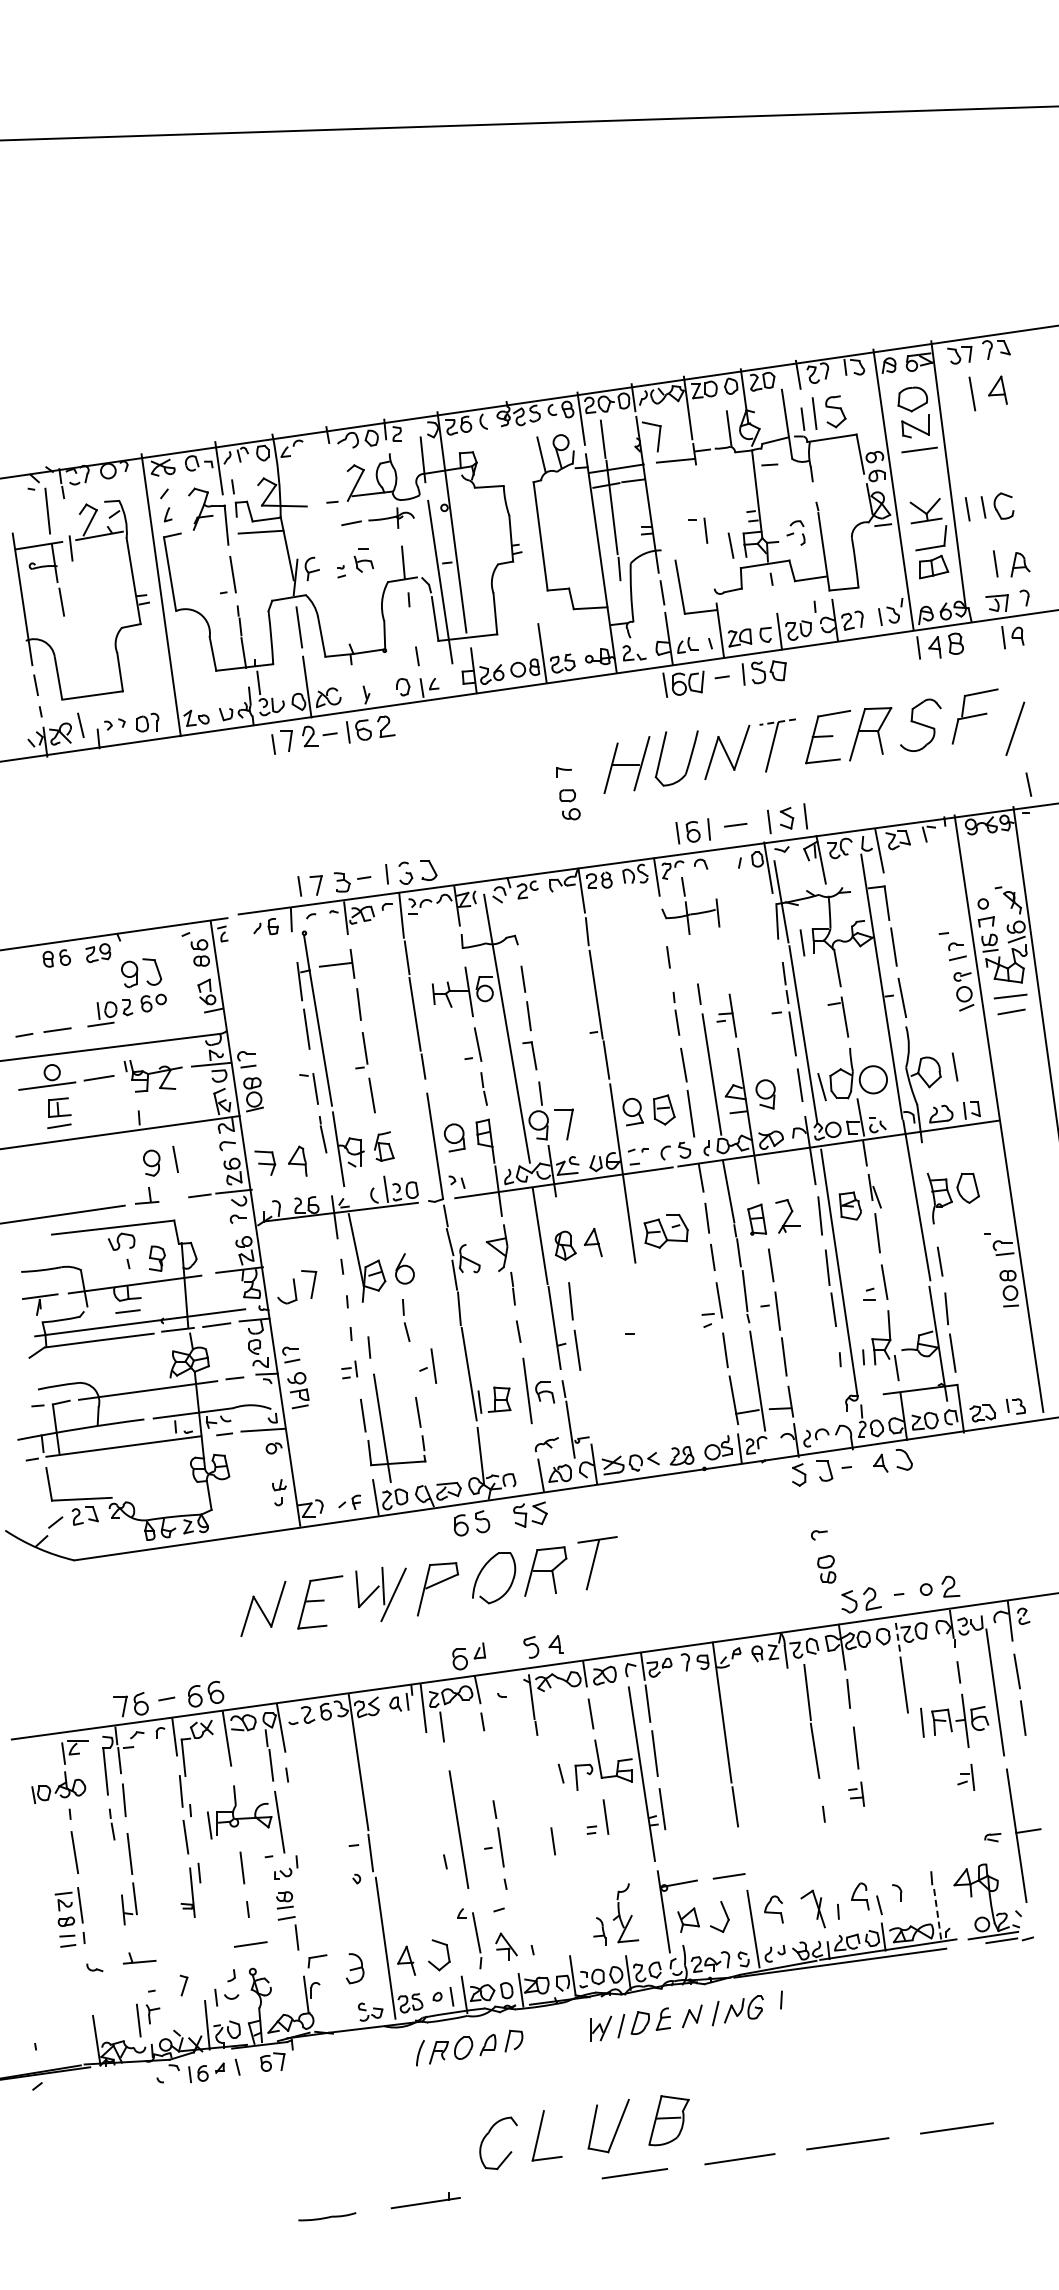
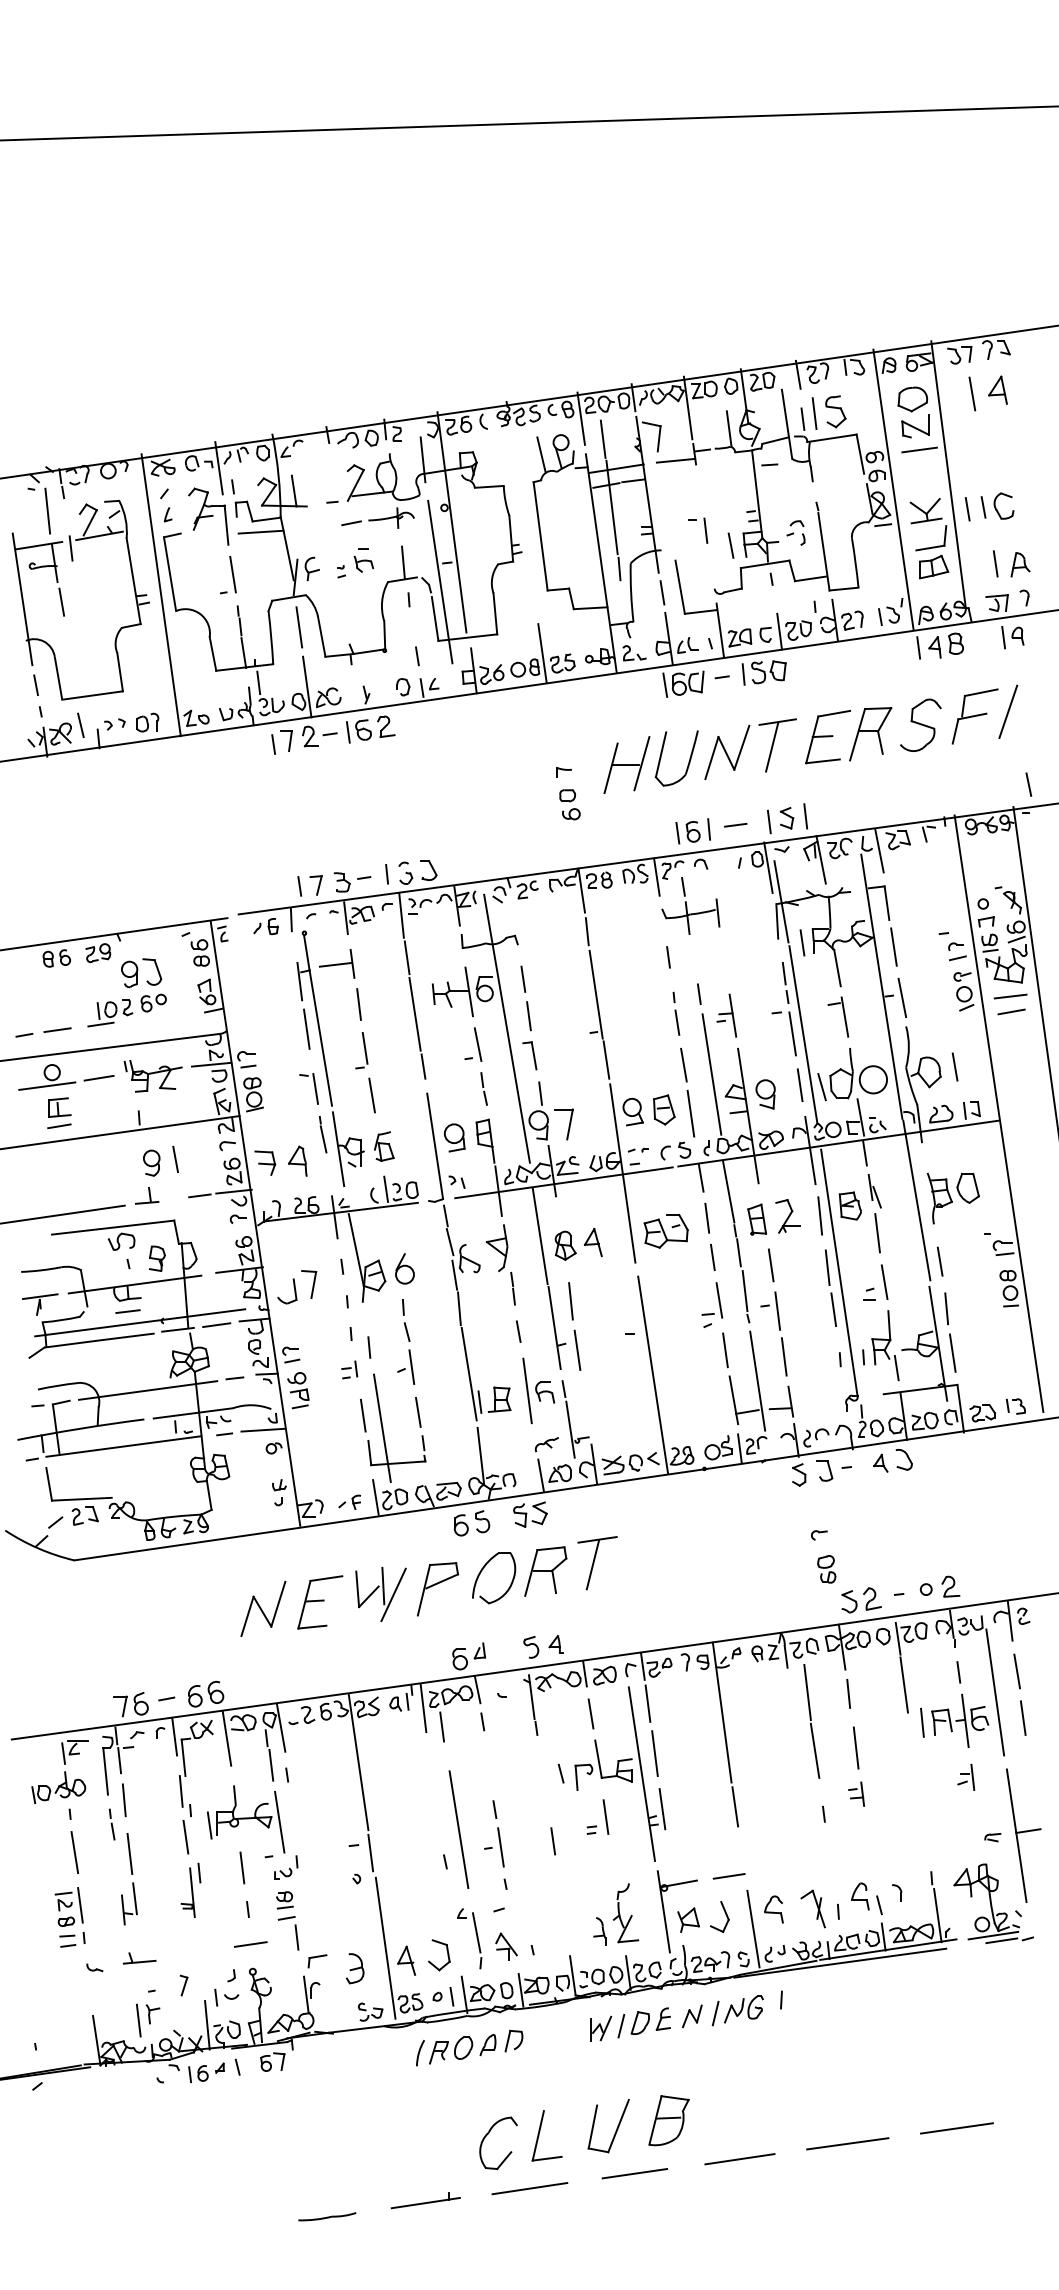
line: none -> present (293, 490)
line: dashed -> solid (777, 722)
line position: (1015, 728) -> (1008, 711) (1008, 711)
part position: (428, 1365) -> (406, 1366) (406, 1366)
line: none -> present (653, 1374)
line: dashed -> solid (898, 1639)
line: dashed -> solid (937, 1915)
line: none -> present (529, 2188)
